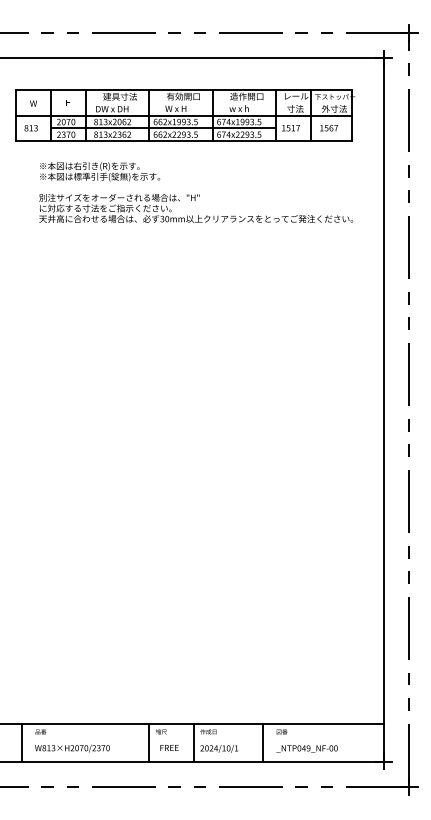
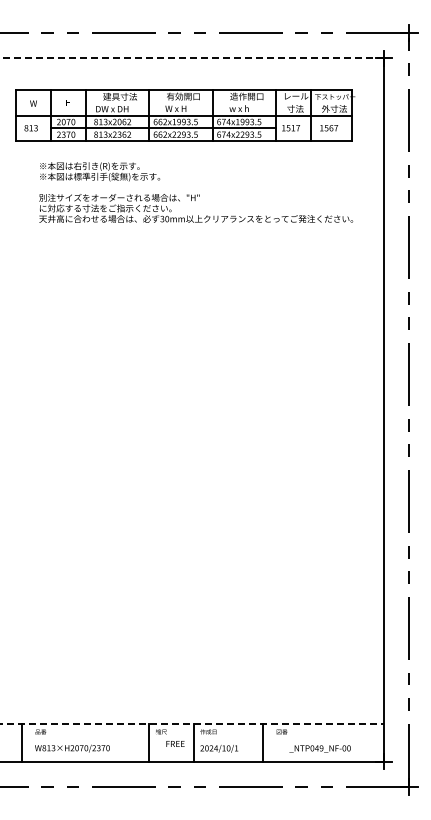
line: solid -> dashed (192, 58)
line: solid -> dashed (192, 723)
text position: (169, 747) -> (175, 743) (175, 743)
text position: (306, 748) -> (319, 748) (319, 748)
